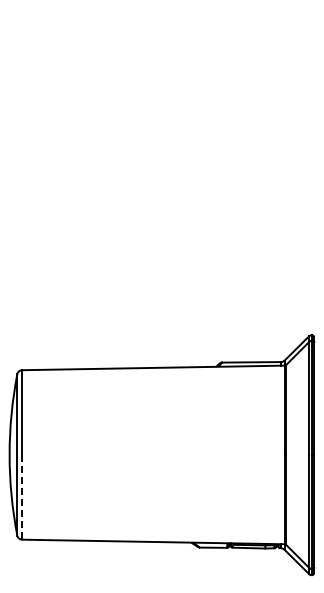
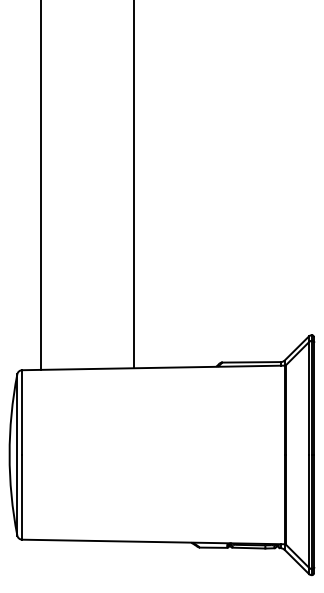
line: none -> present (41, 185)
line: none -> present (133, 185)
line: dashed -> solid (22, 497)
